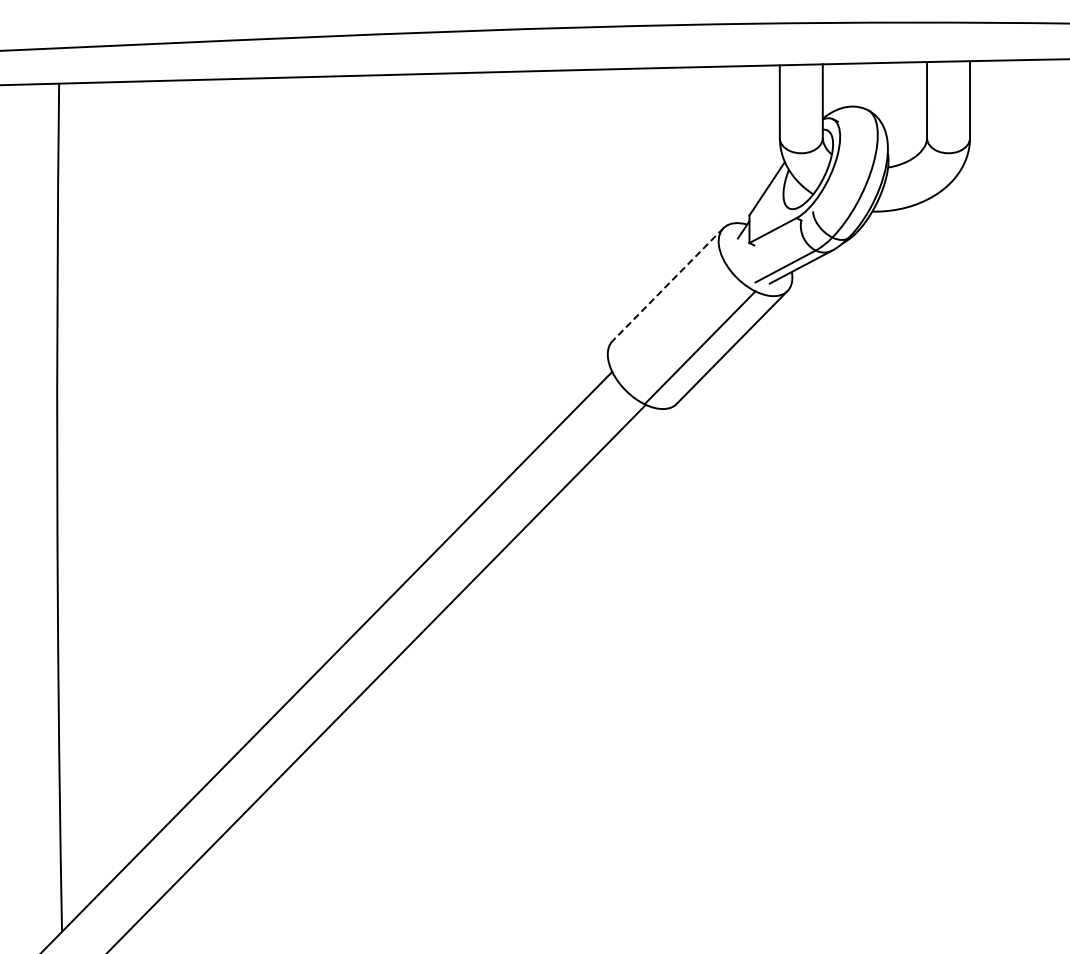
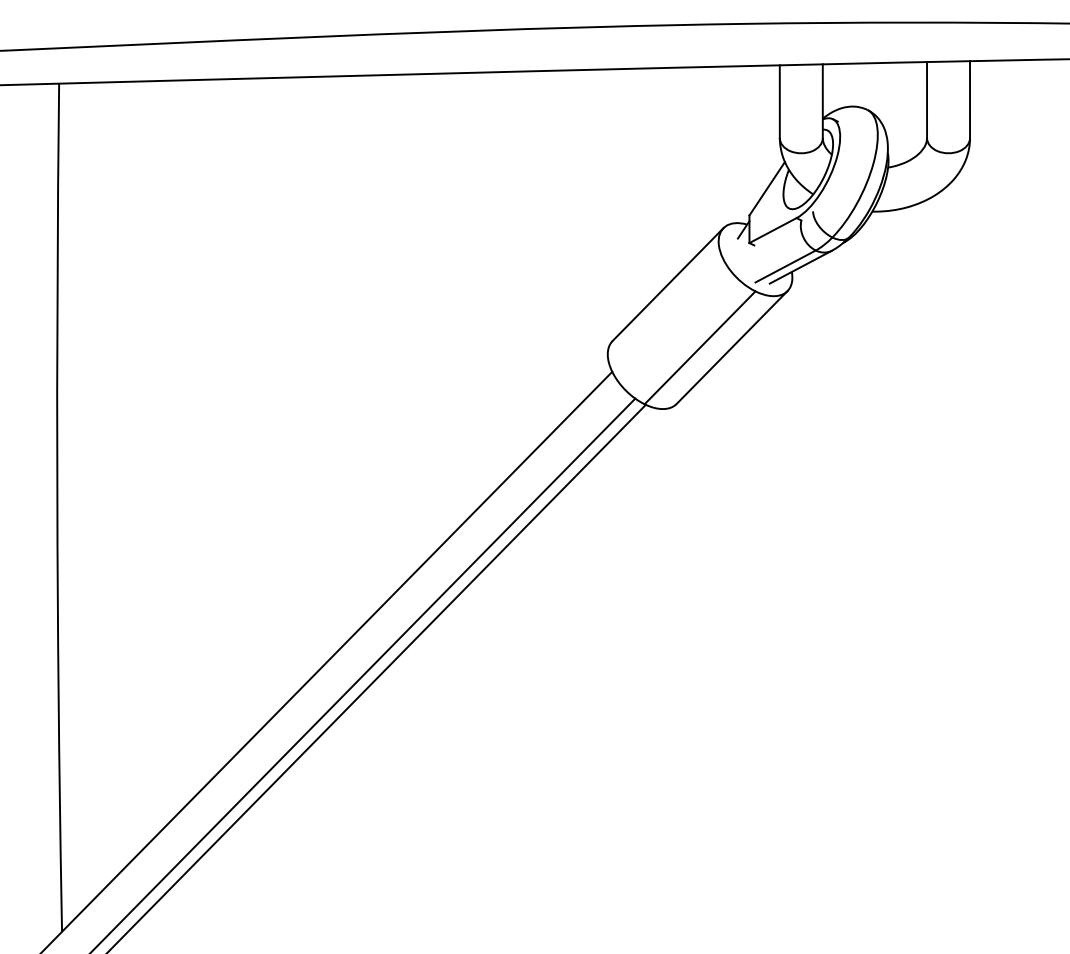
line: dashed -> solid (667, 284)
line: none -> present (364, 674)
